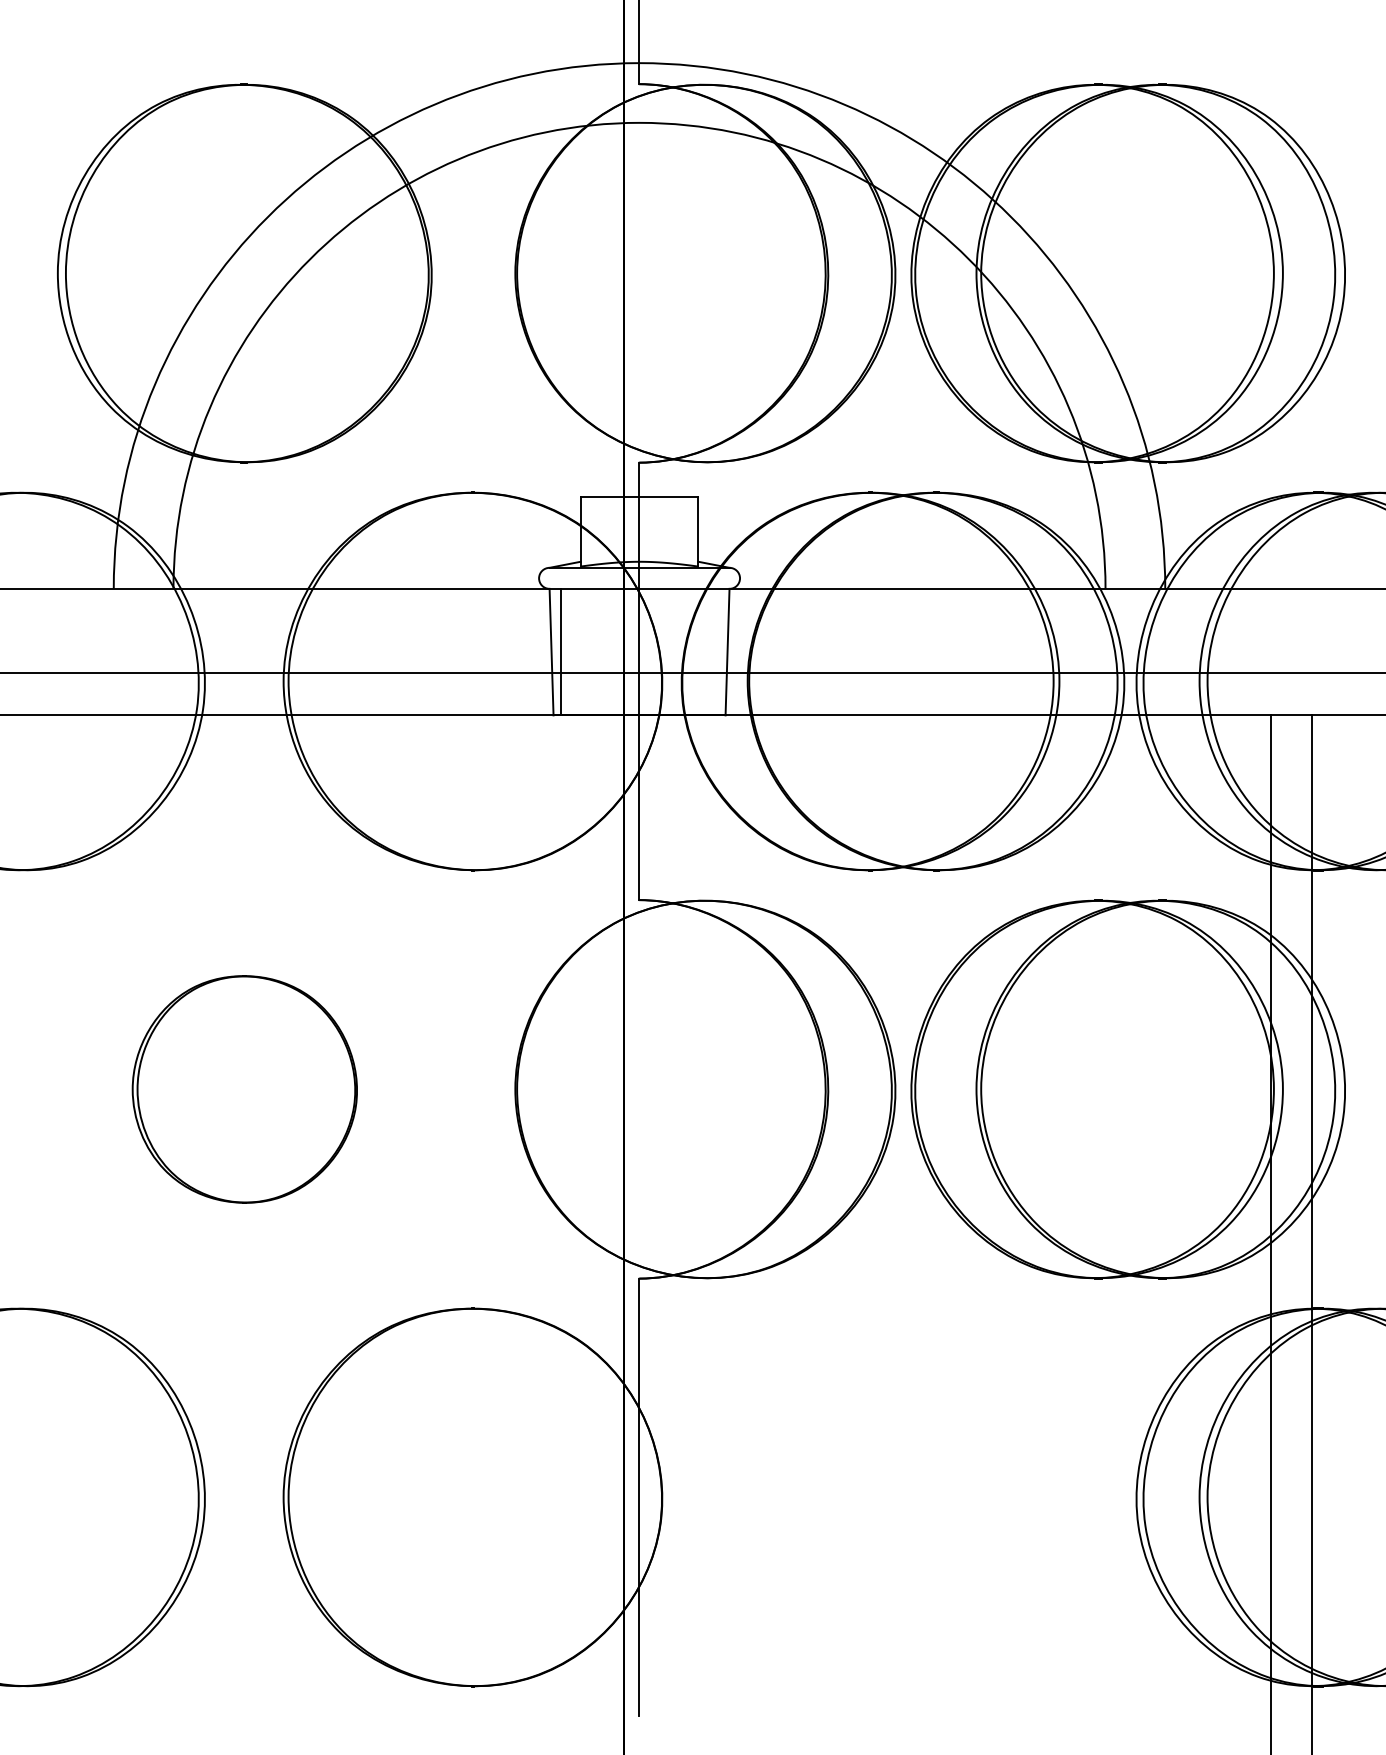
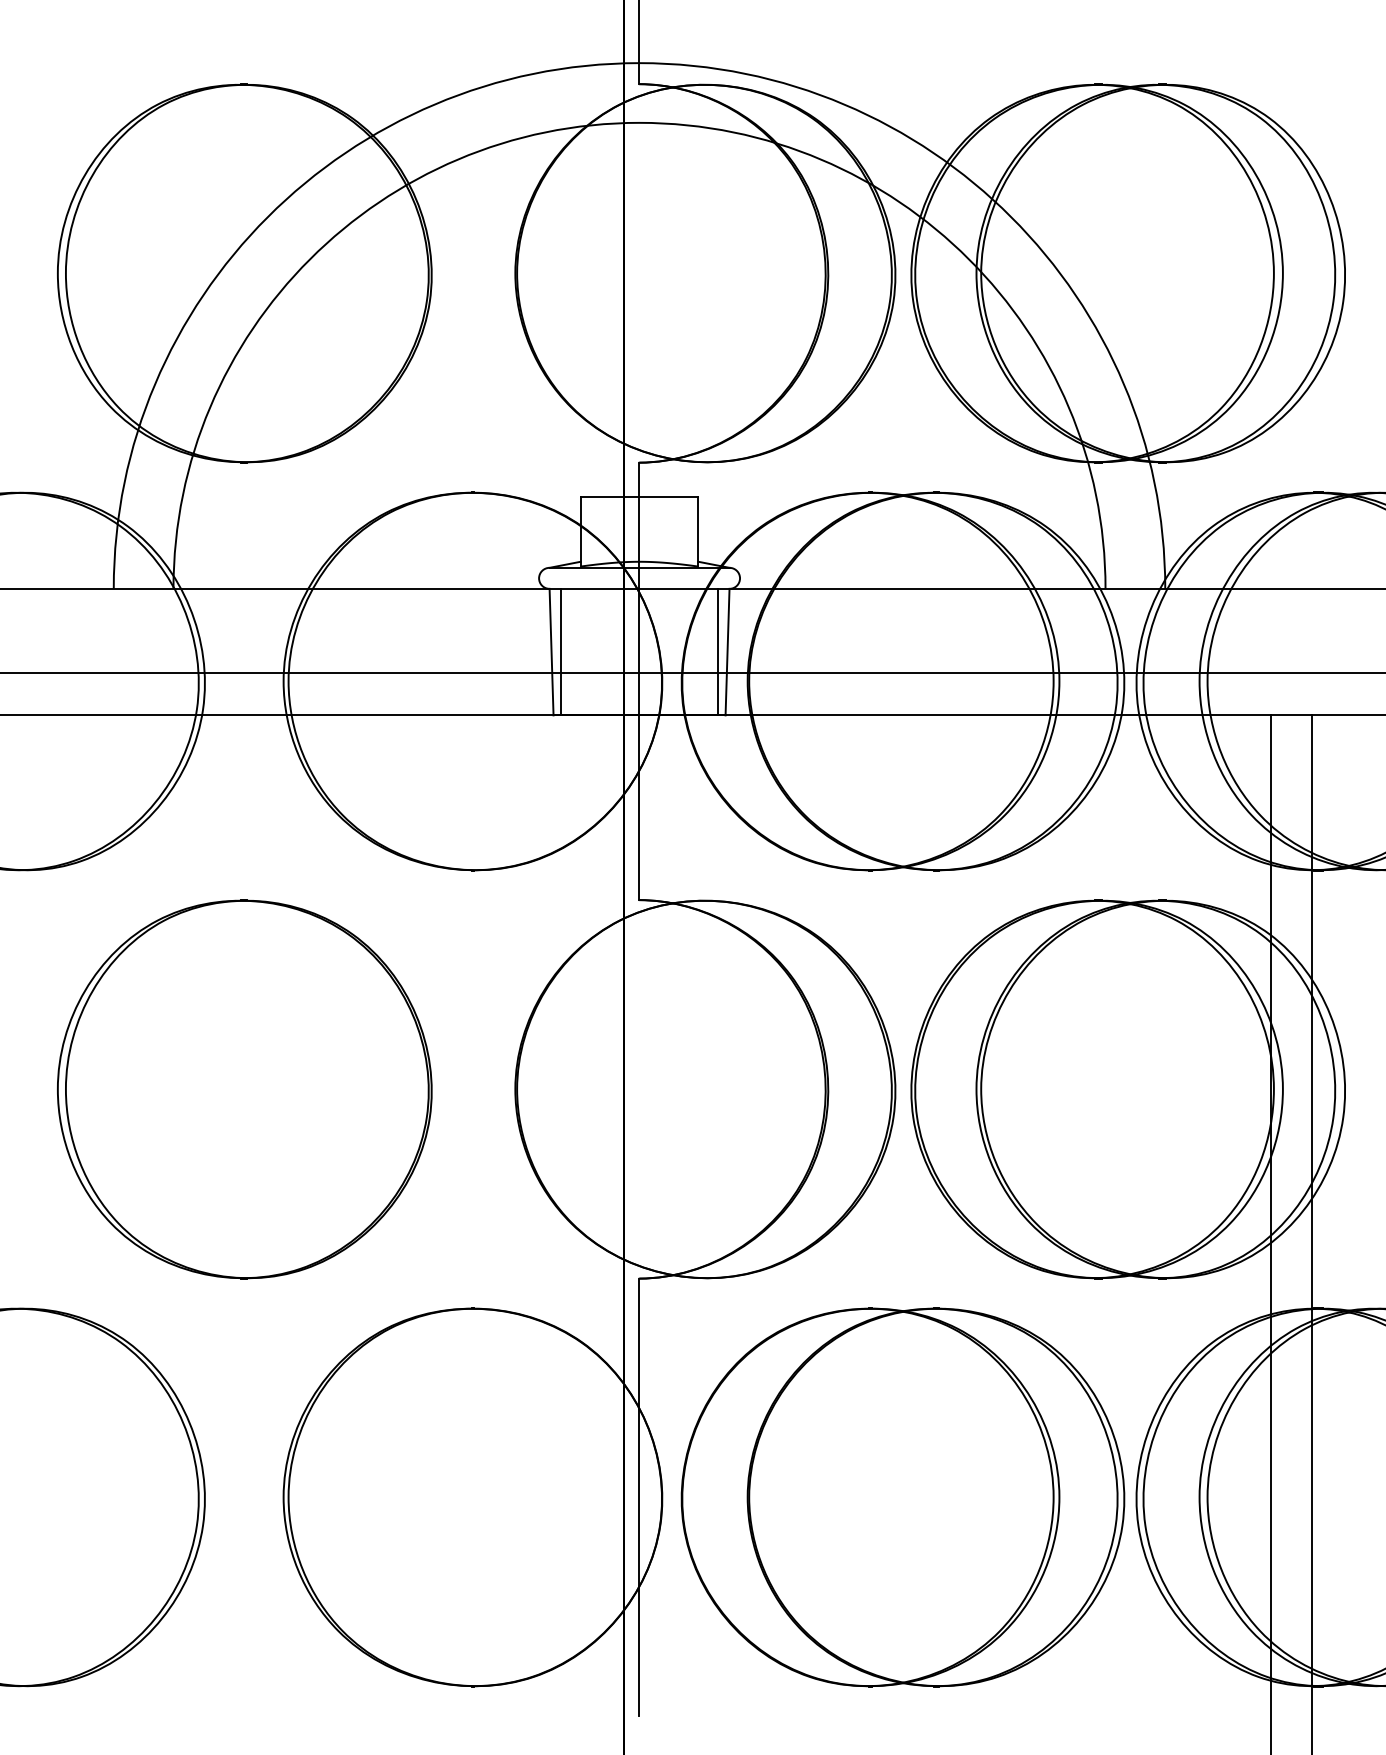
line: none -> present (717, 651)
part size: 227x229 px -> 376x381 px (244, 1089)
part: none -> present (902, 1497)
